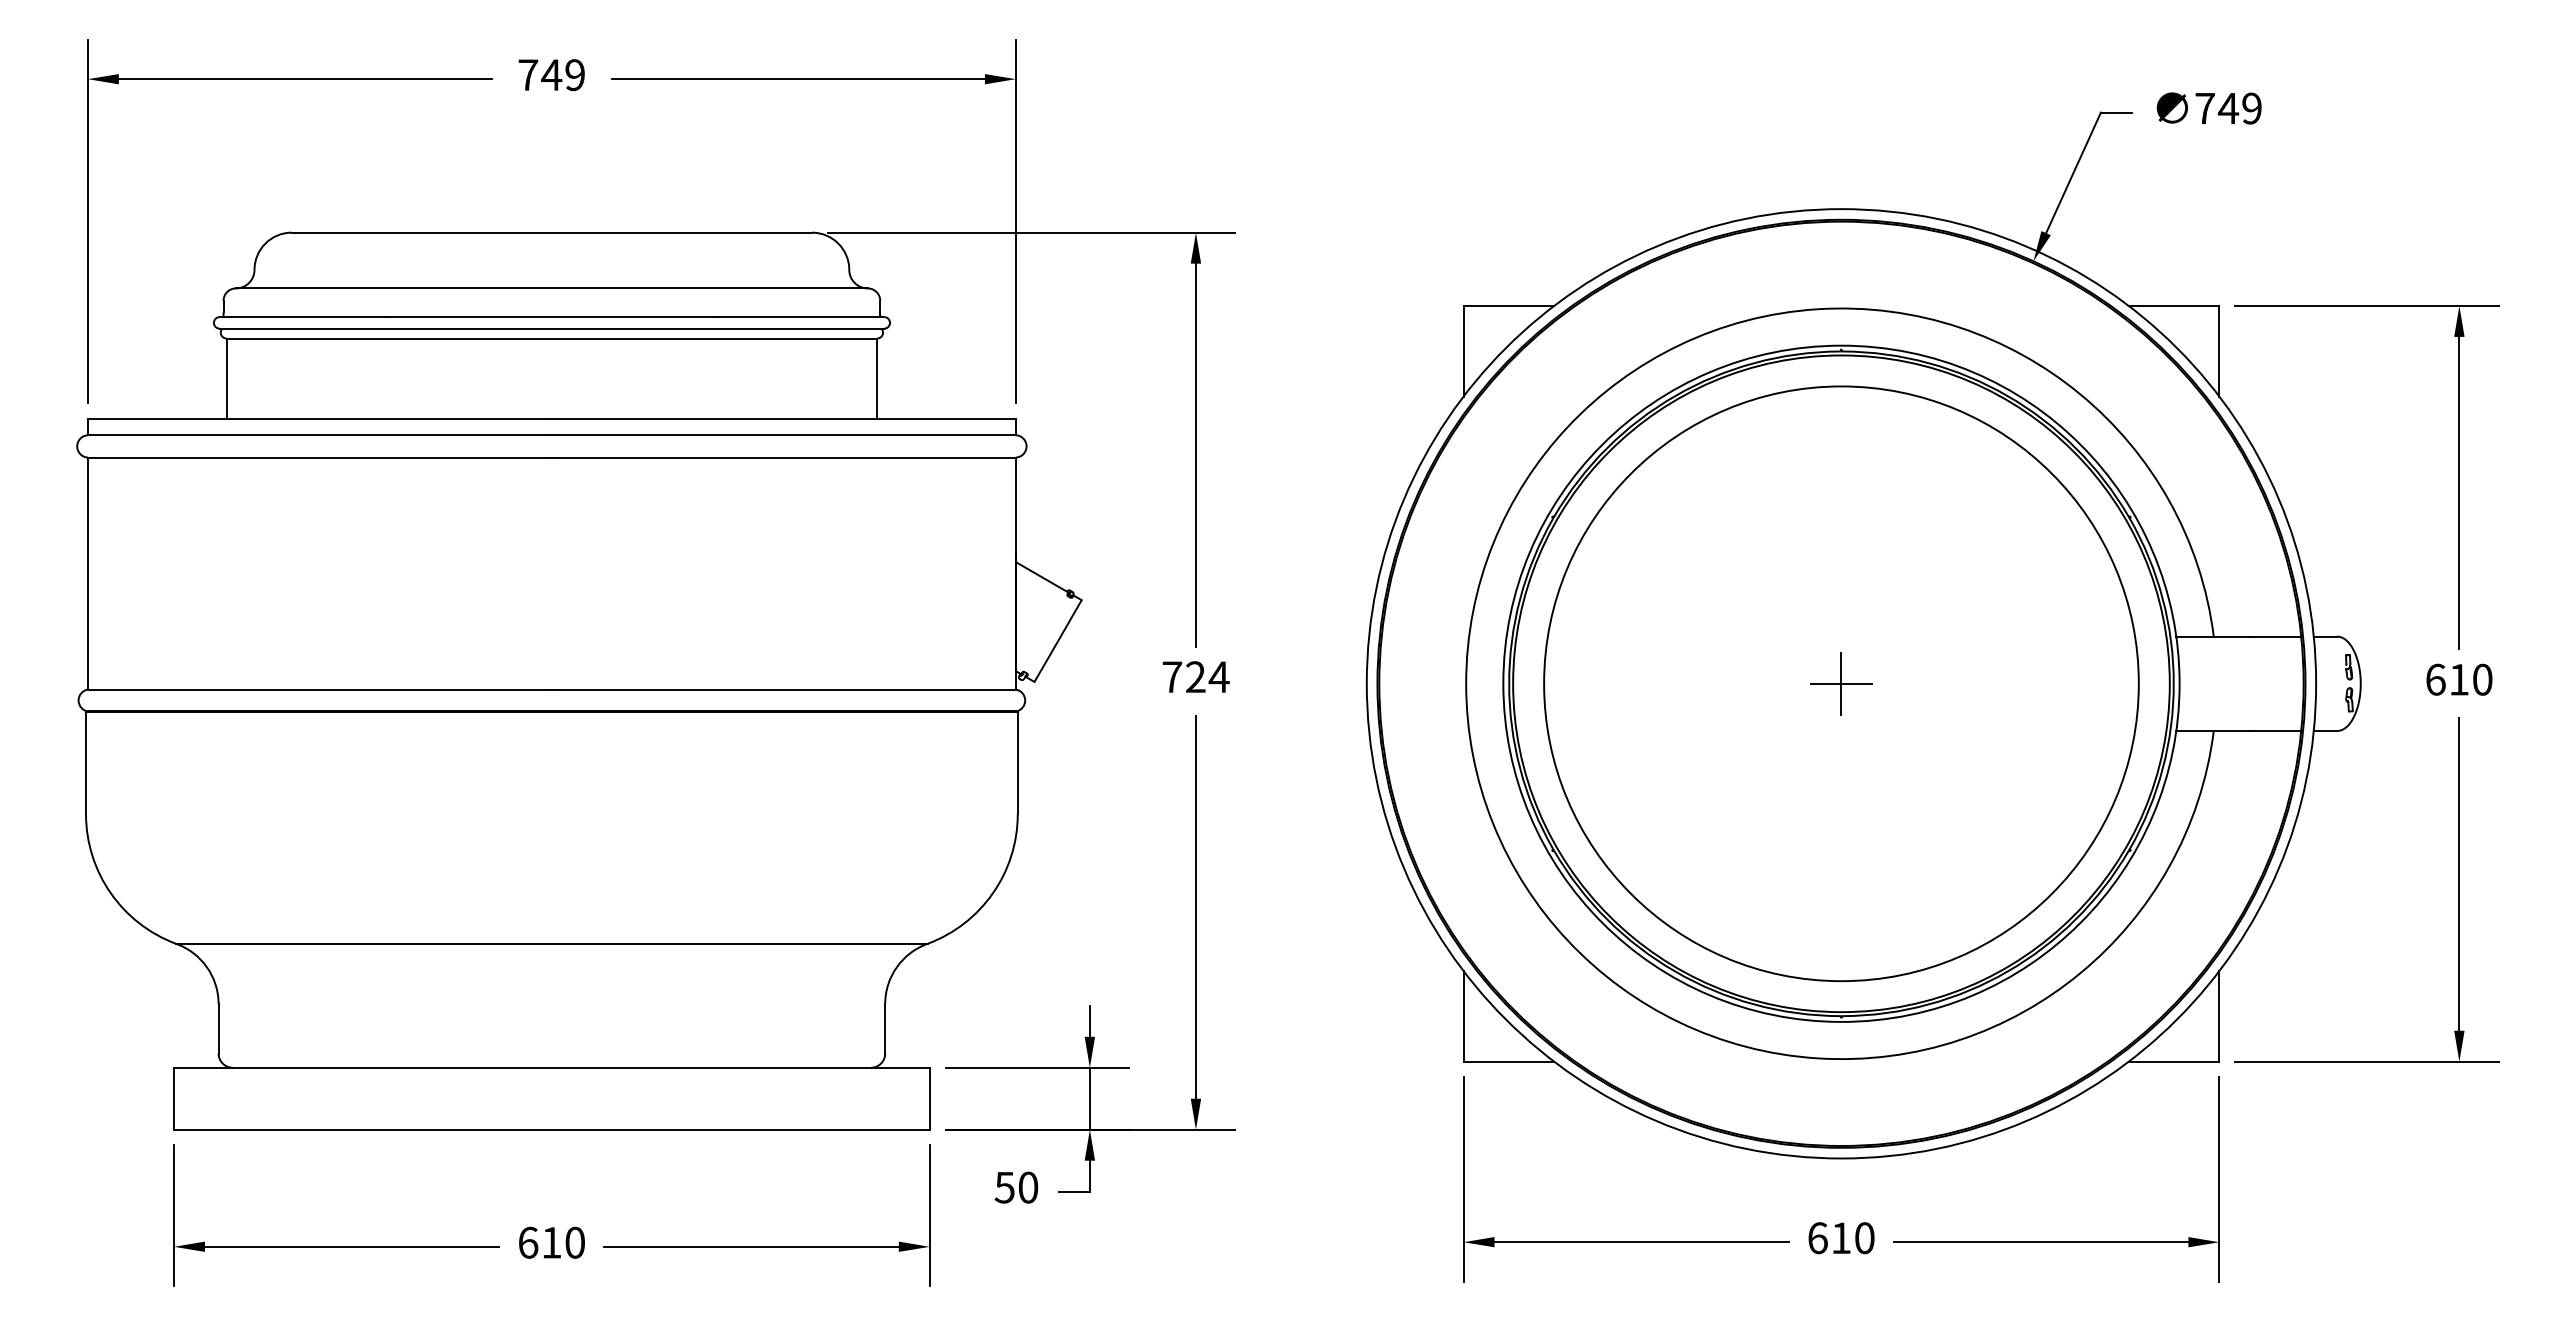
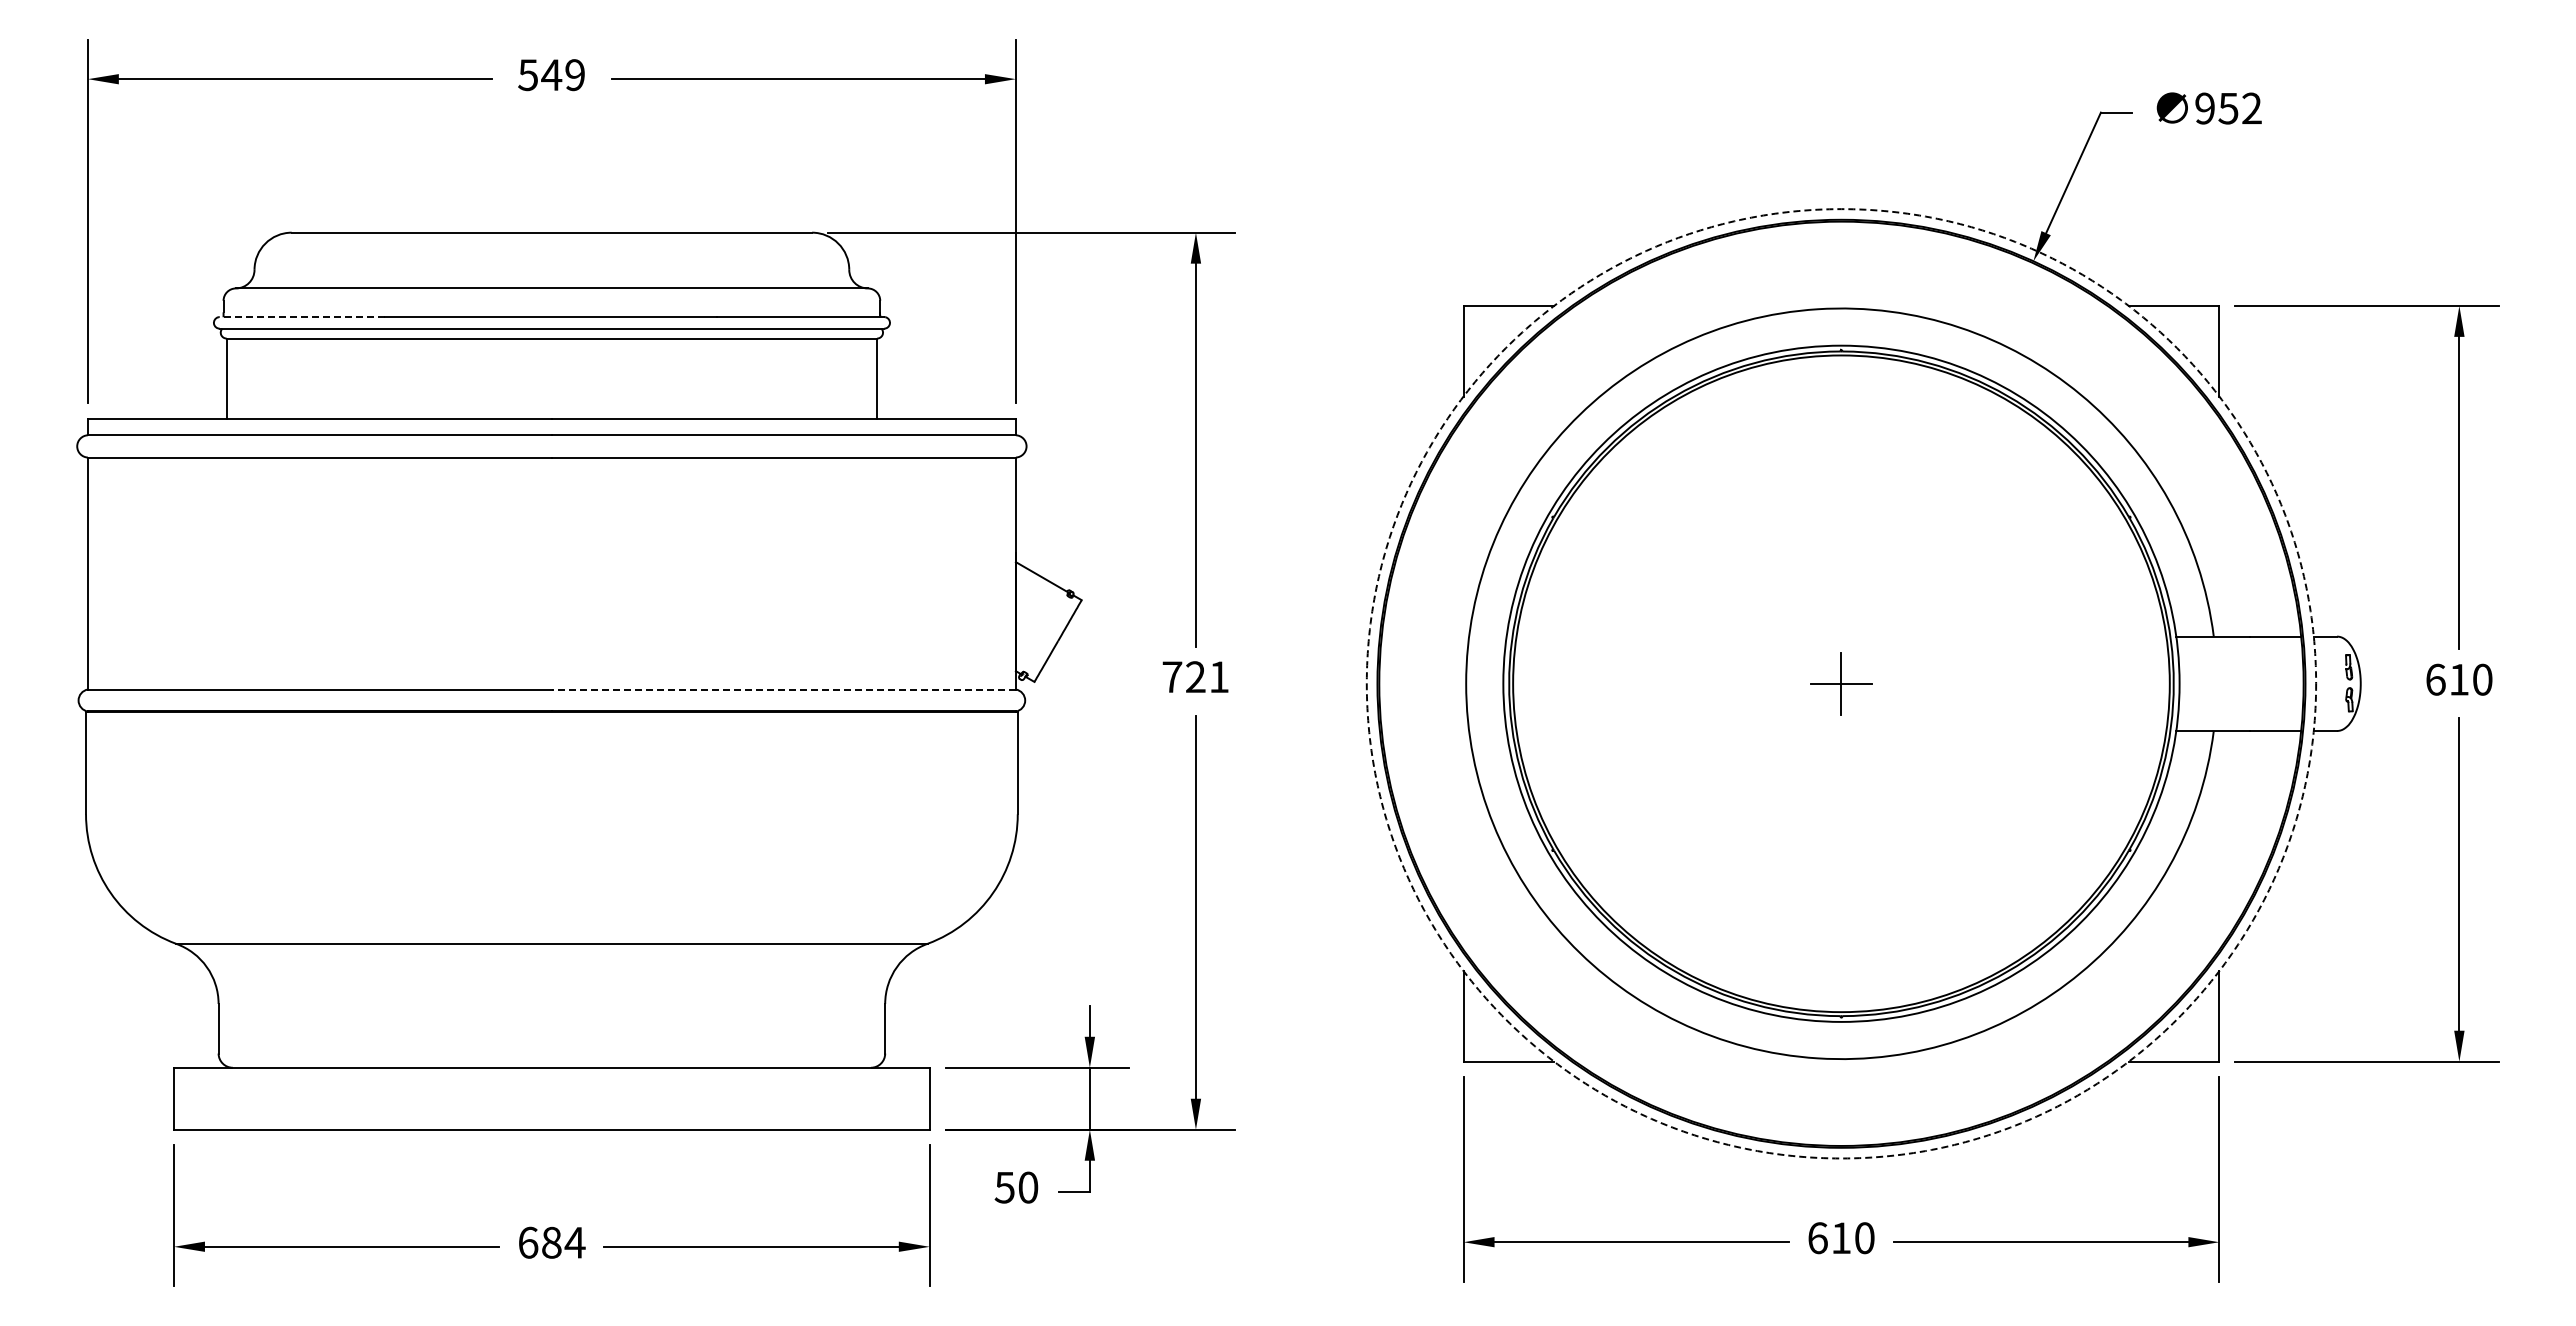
text: 749 -> 549 (528, 75)
text: 749 -> 952 (2228, 108)
line: solid -> dashed (302, 317)
text: 724 -> 721 (1218, 676)
circle: present -> none (1841, 683)
circle: solid -> dashed (1841, 683)
line: solid -> dashed (783, 689)
text: 610 -> 684 (563, 1242)
